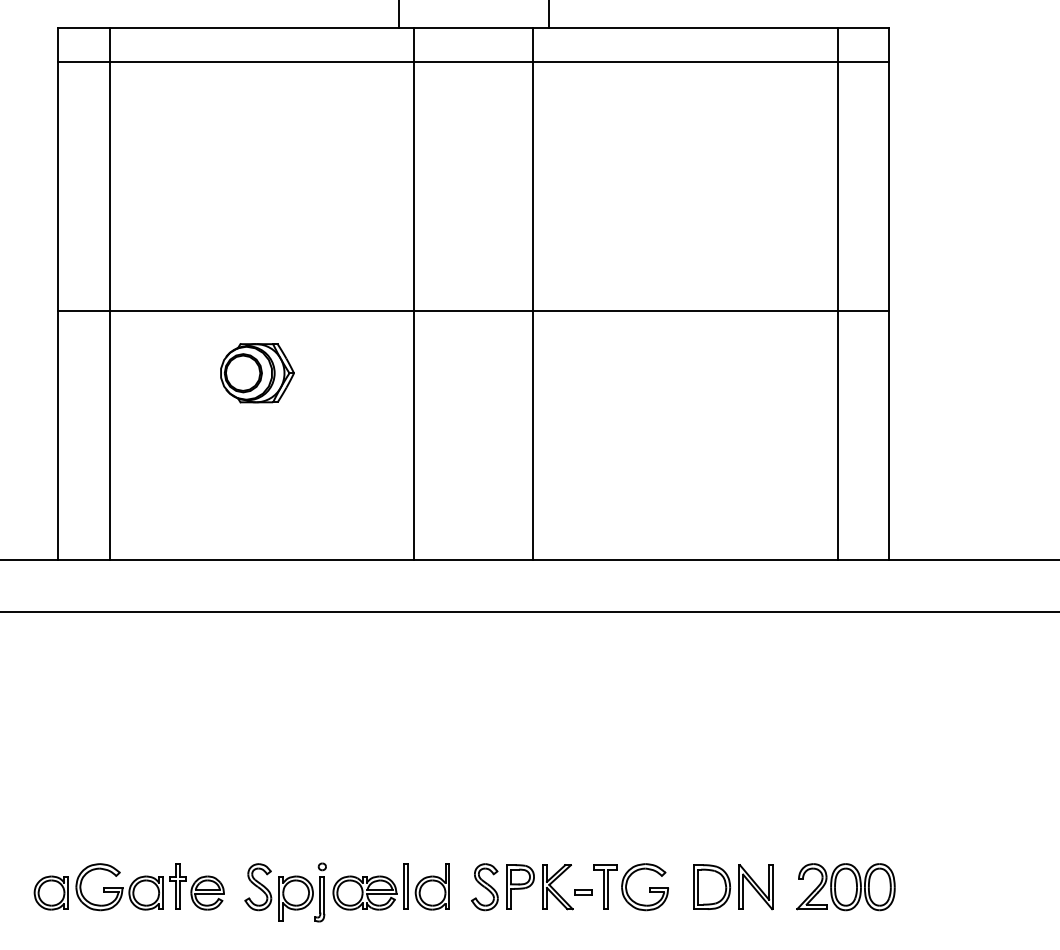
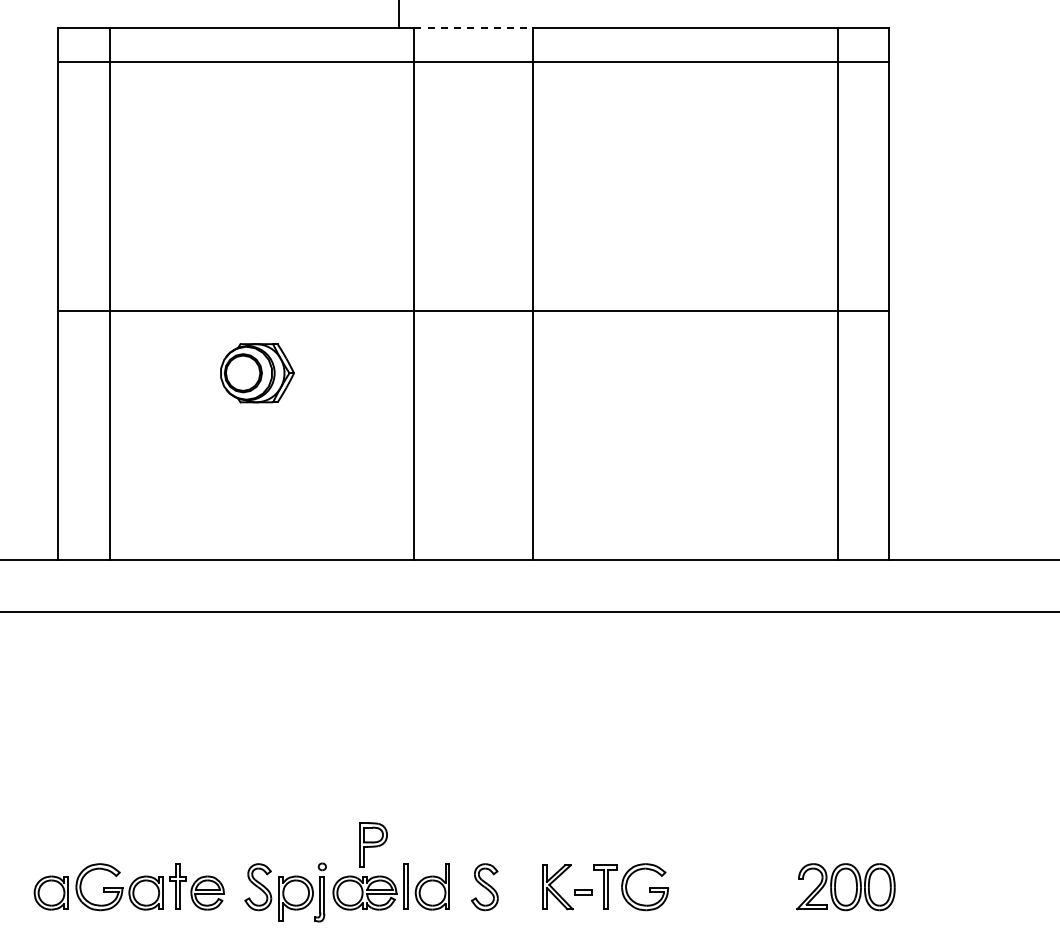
line: present -> none (548, 15)
line: solid -> dashed (474, 28)
part position: (520, 886) -> (373, 844) (373, 844)
part: present -> none (733, 887)
